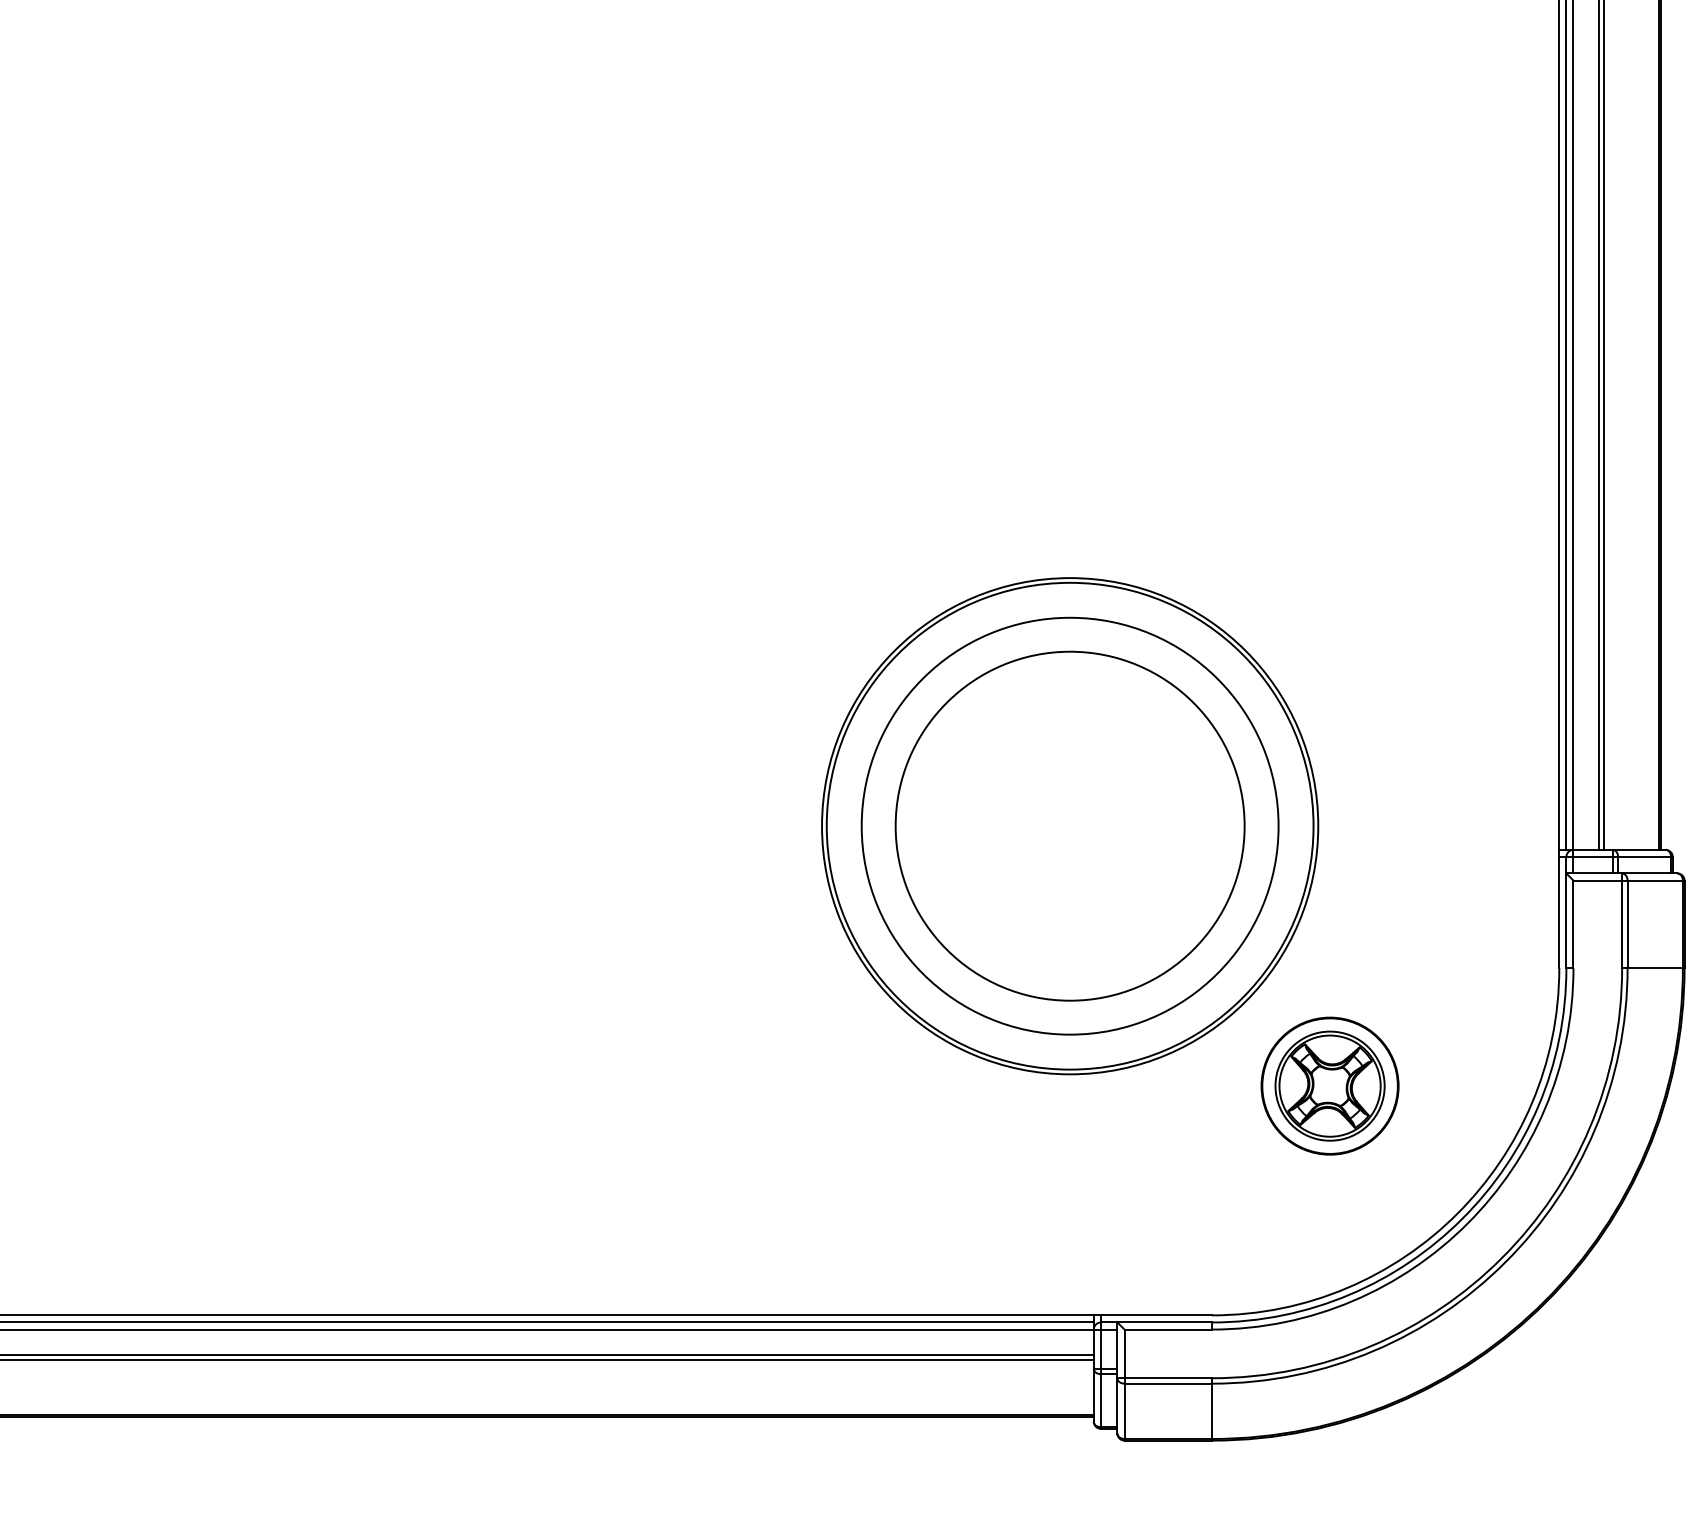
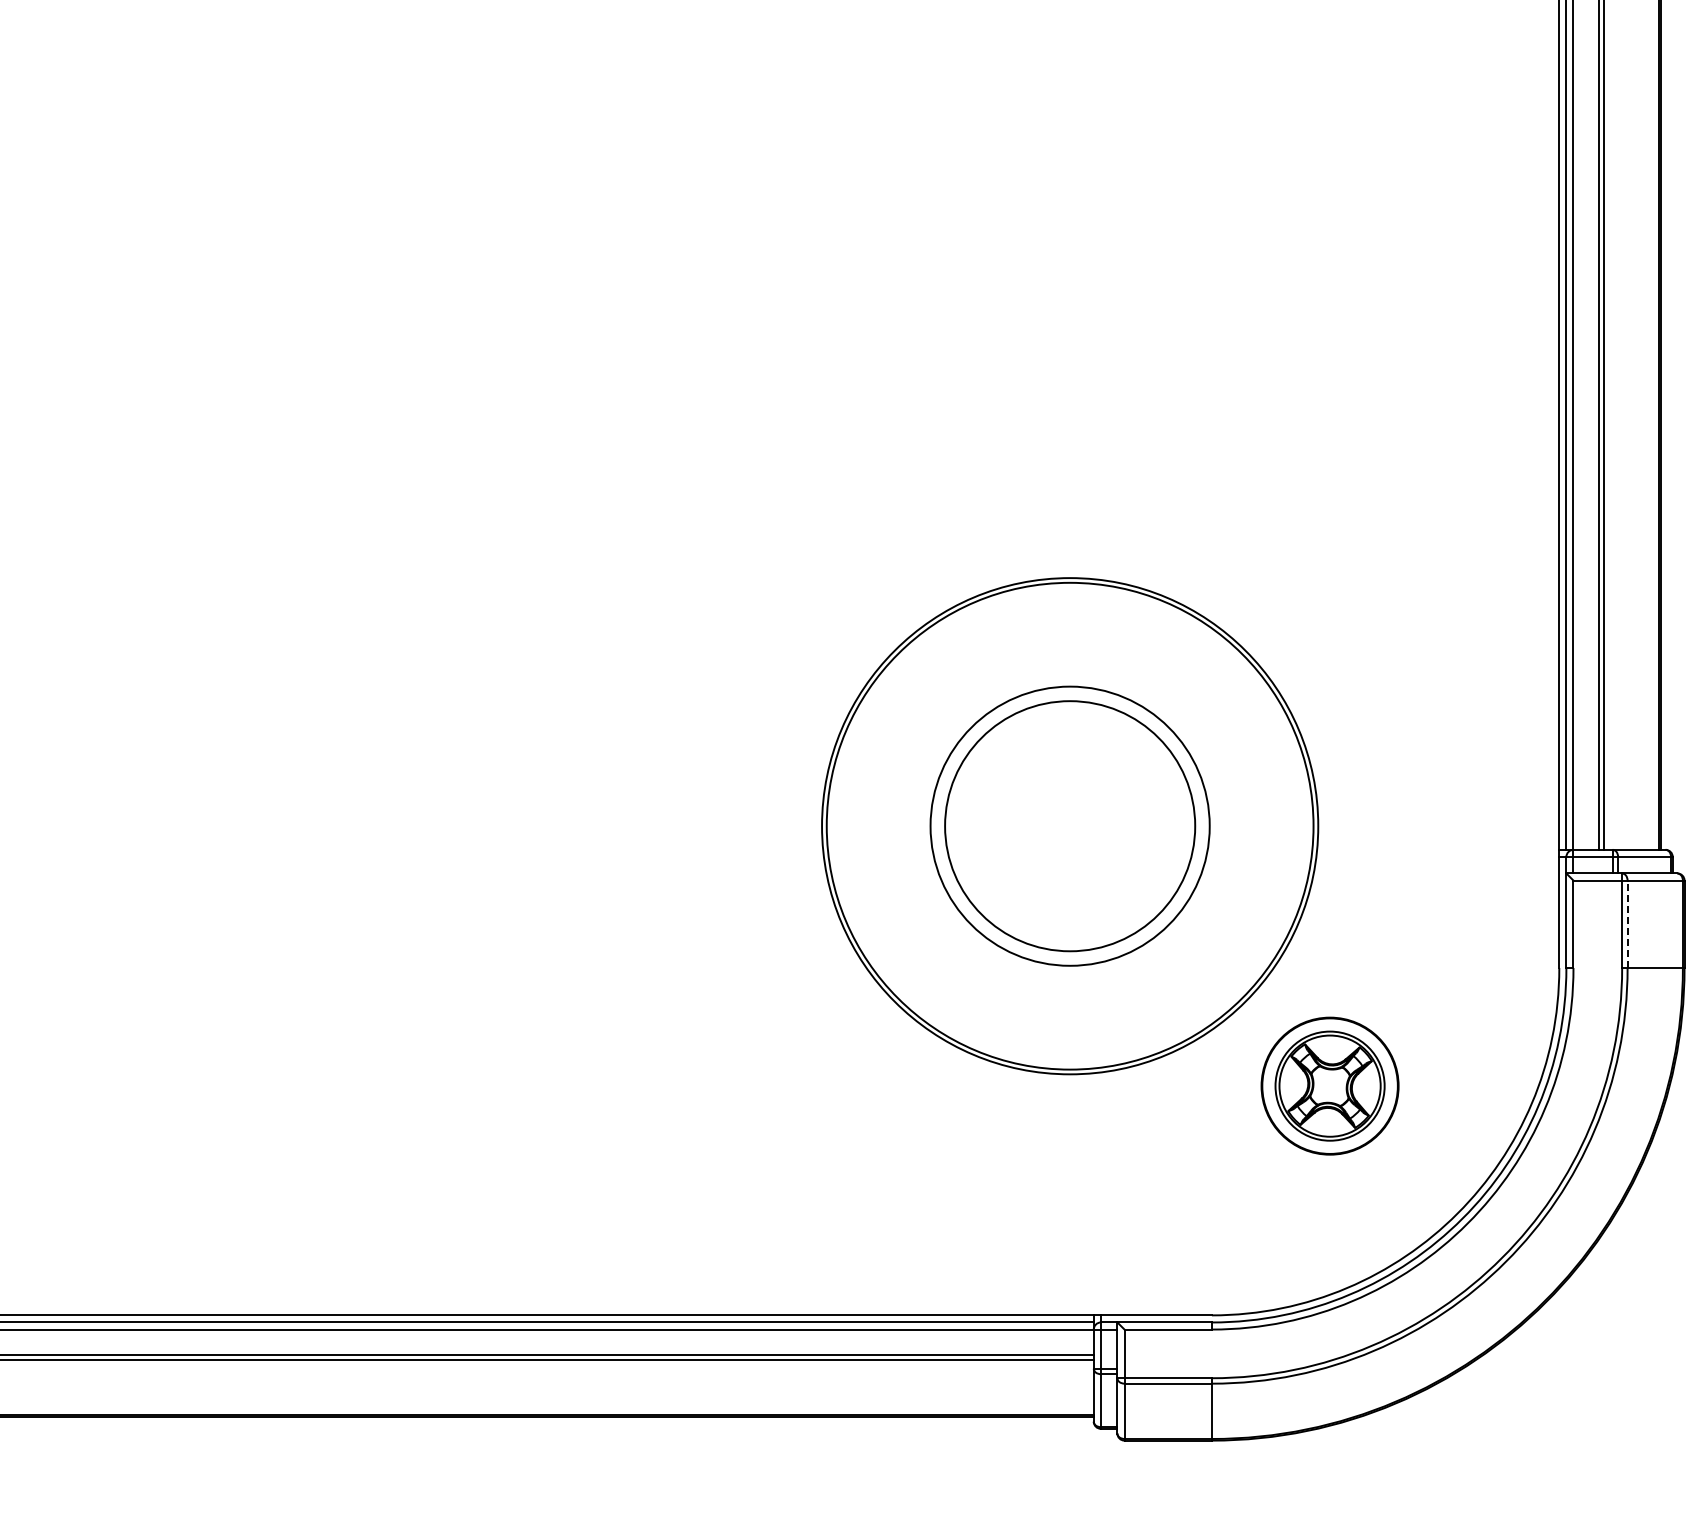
circle diameter: 349 px -> 279 px (1069, 825)
circle diameter: 417 px -> 250 px (1070, 826)
line: solid -> dashed (1627, 924)
